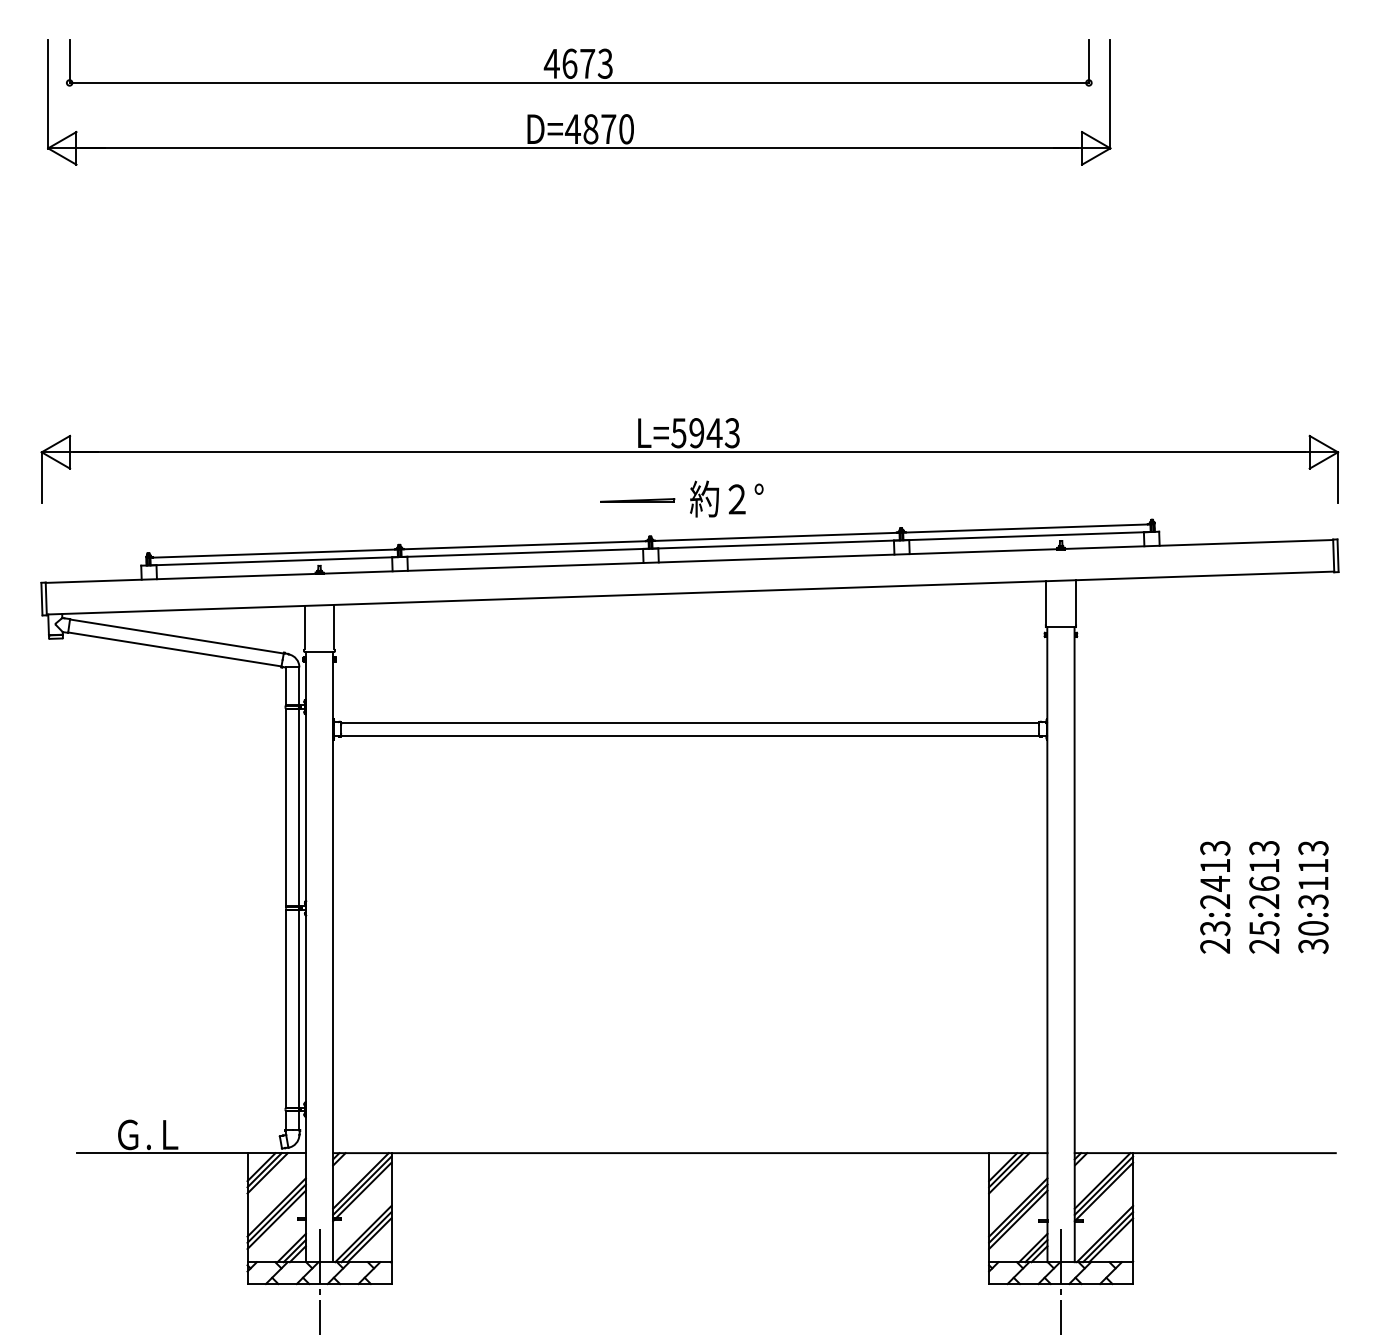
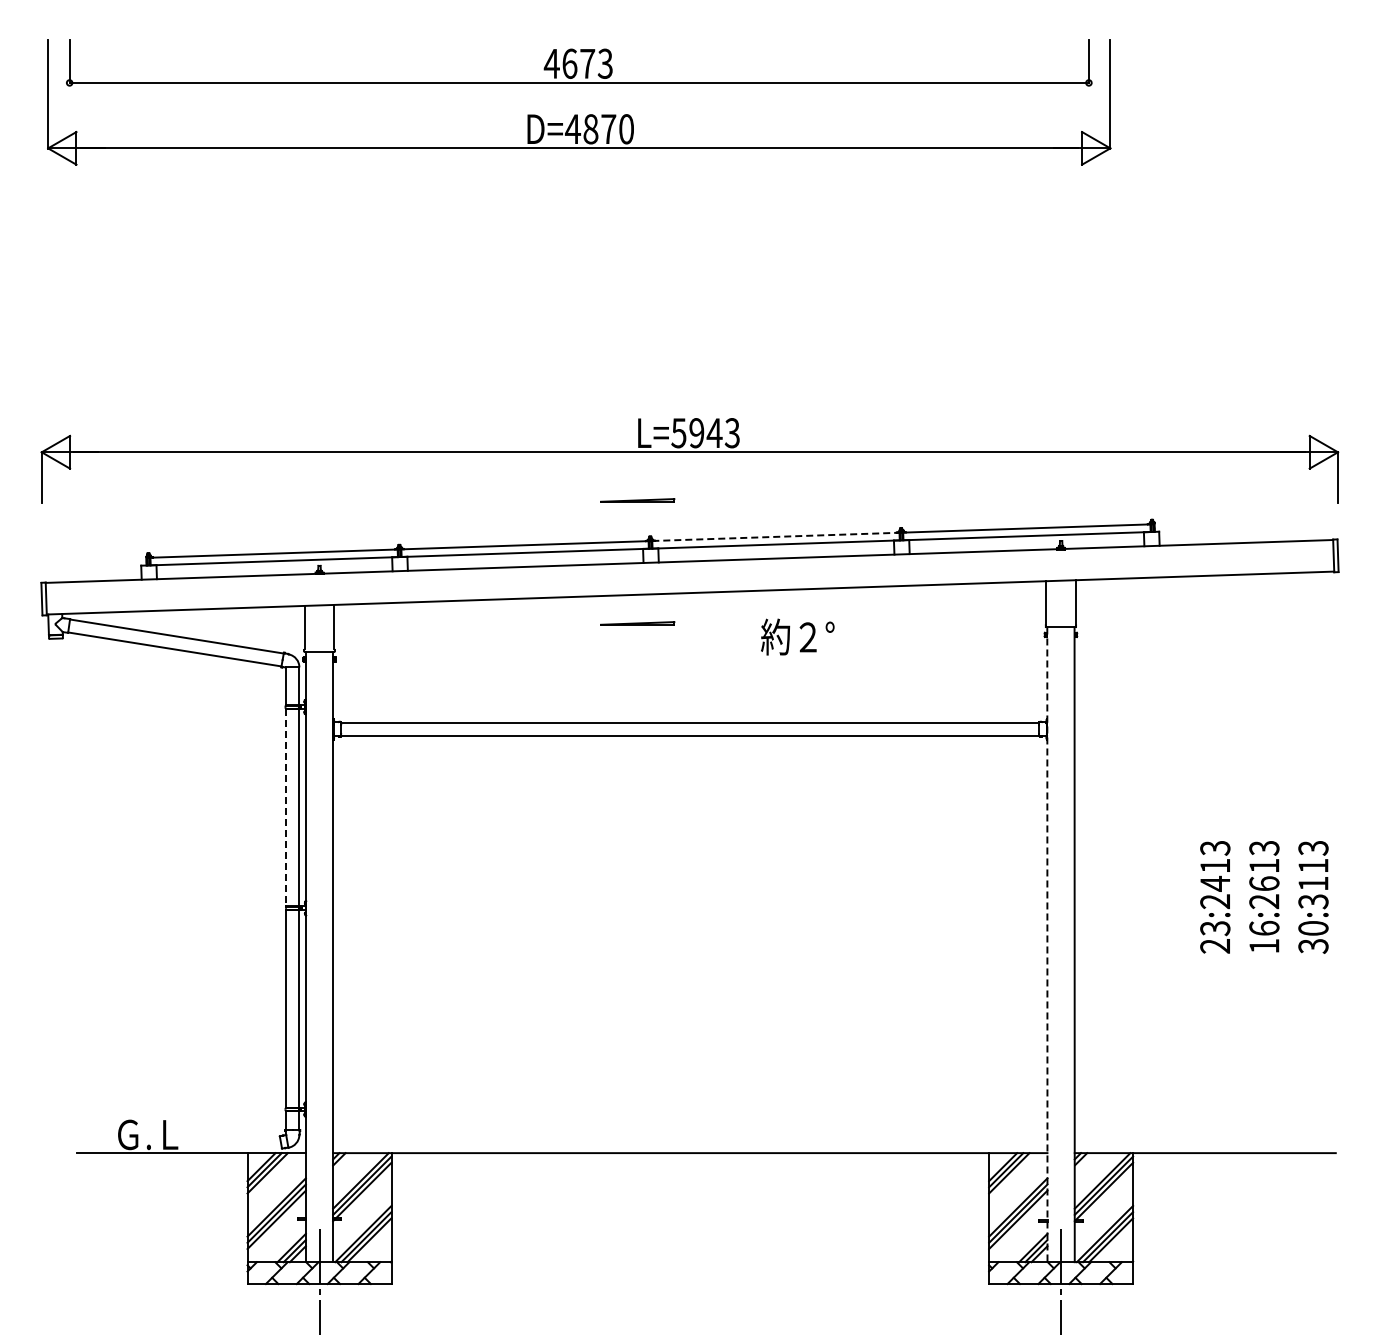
text position: (726, 498) -> (797, 636) (797, 636)
line: solid -> dashed (775, 536)
line: none -> present (637, 623)
line: solid -> dashed (286, 807)
text: 25:2613 -> 16:2613 (1264, 936)
line: solid -> dashed (1047, 945)
